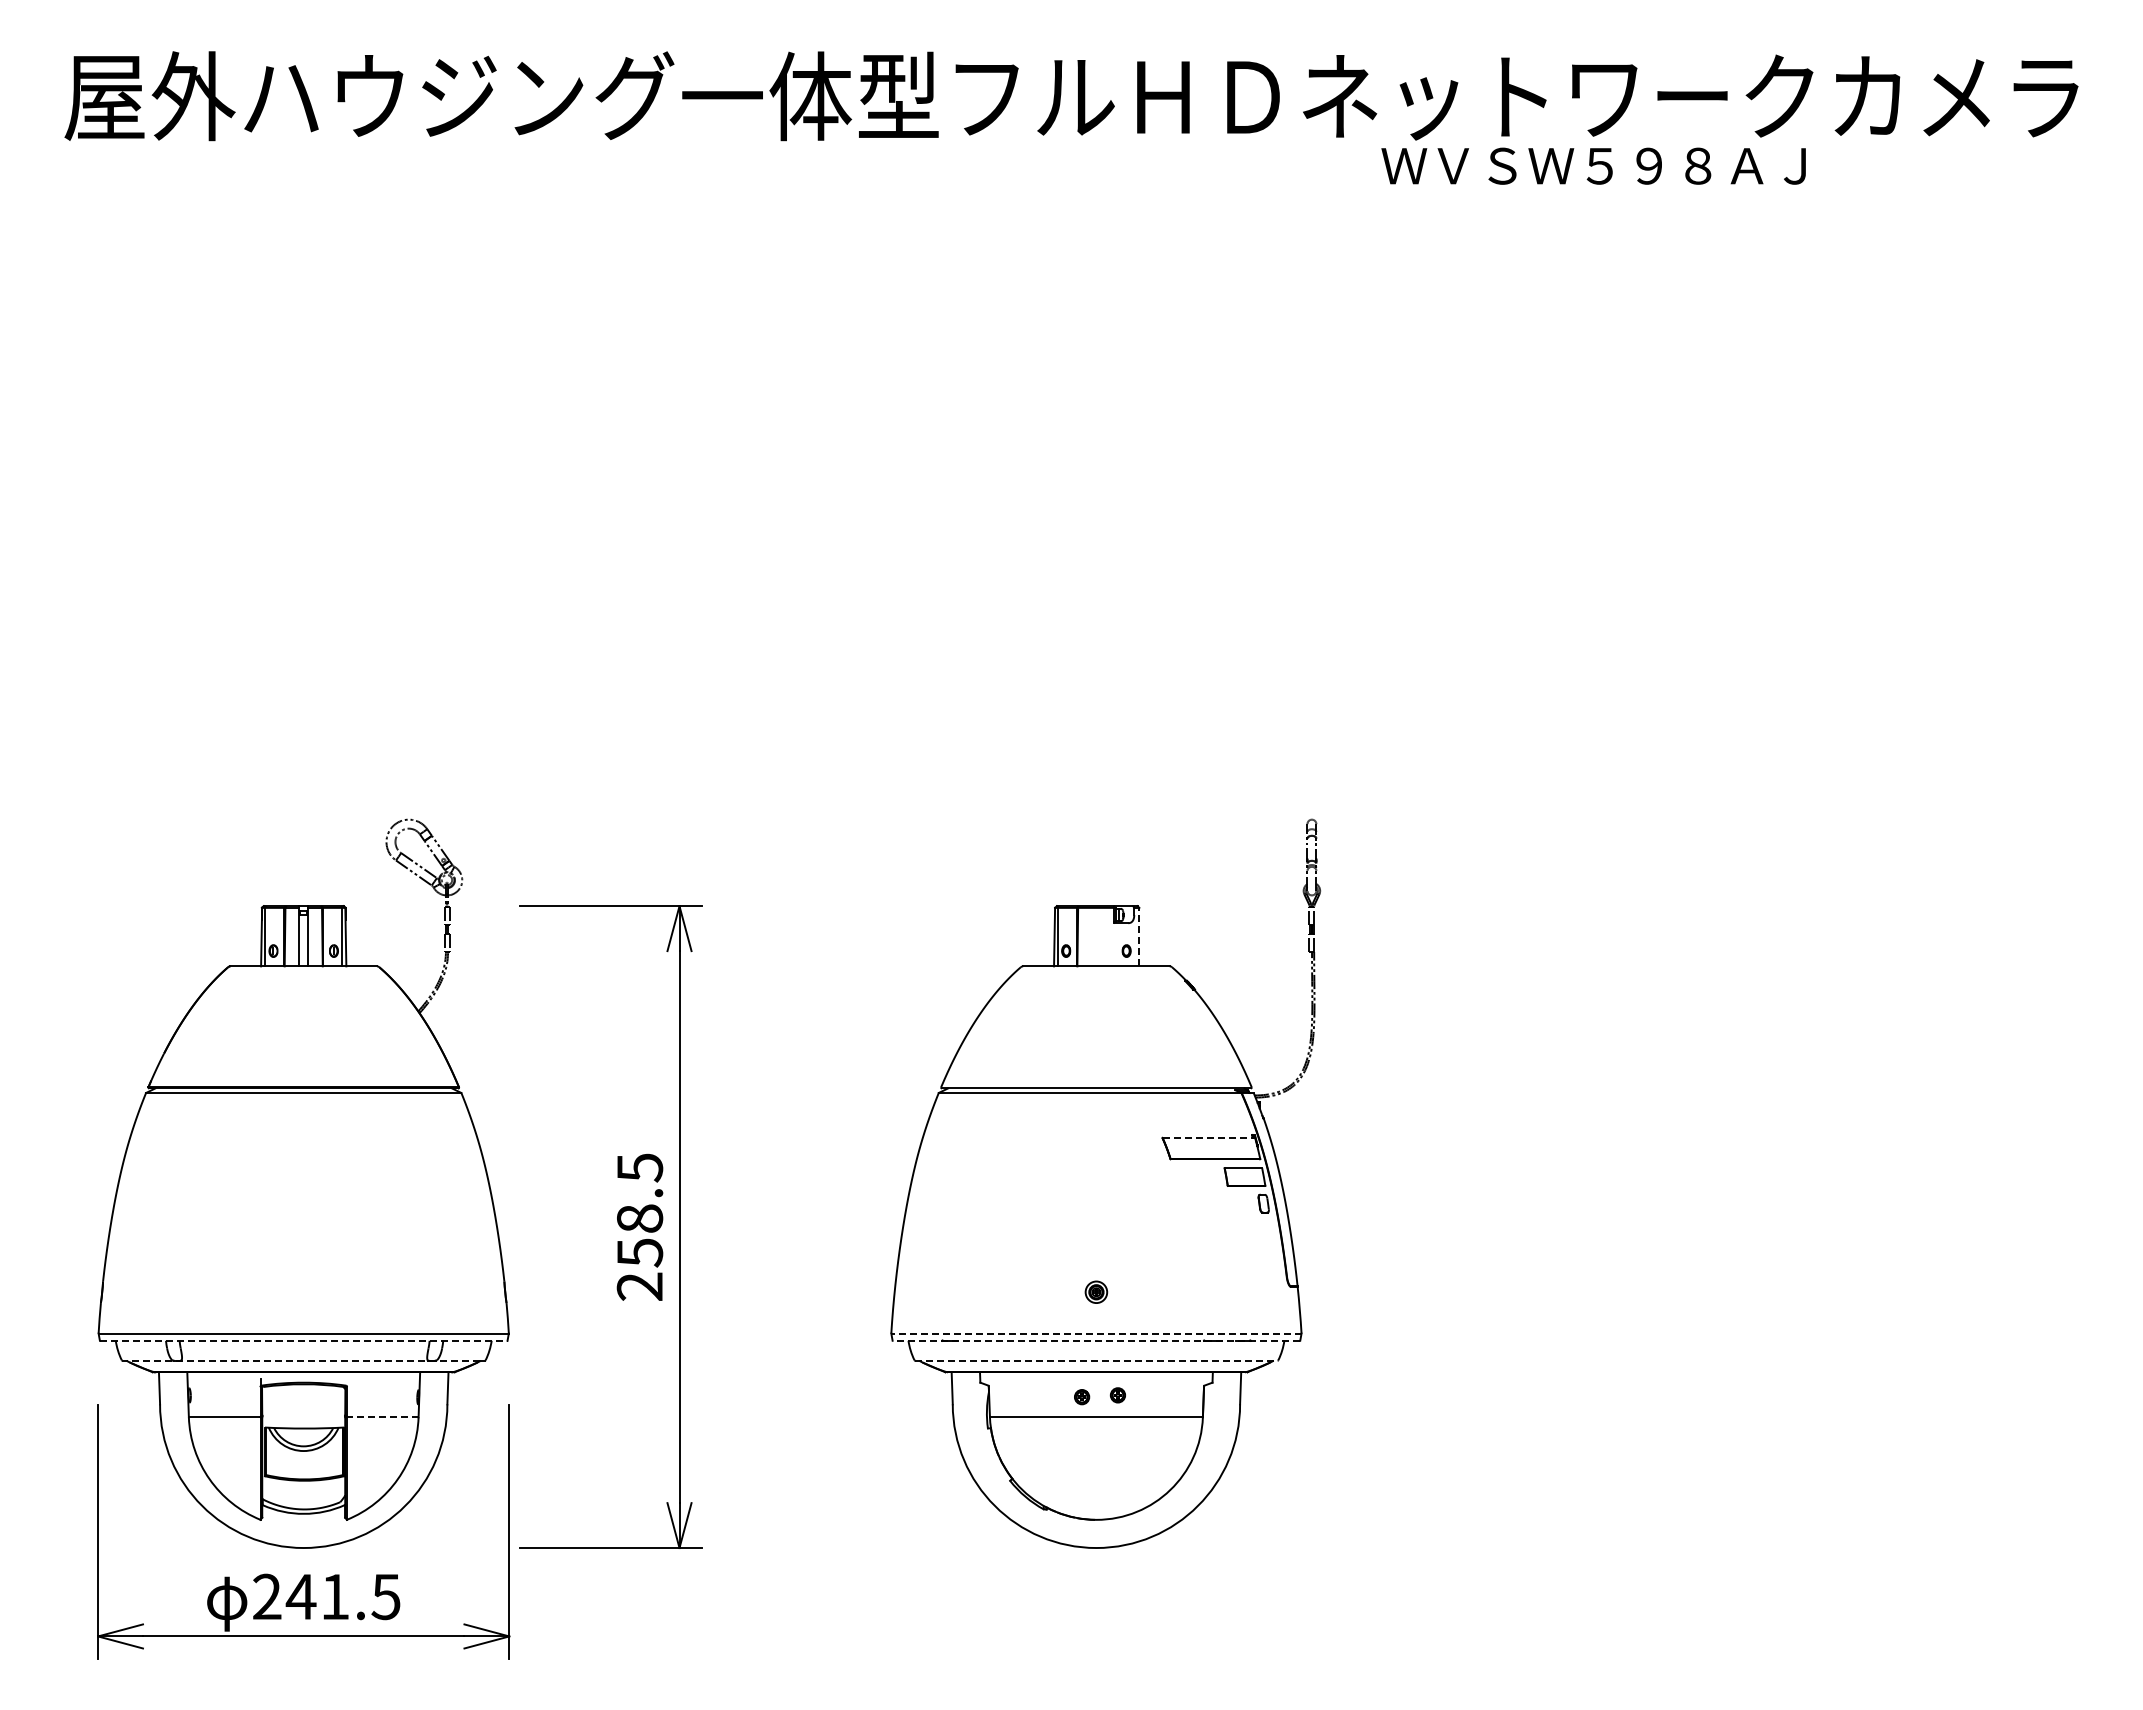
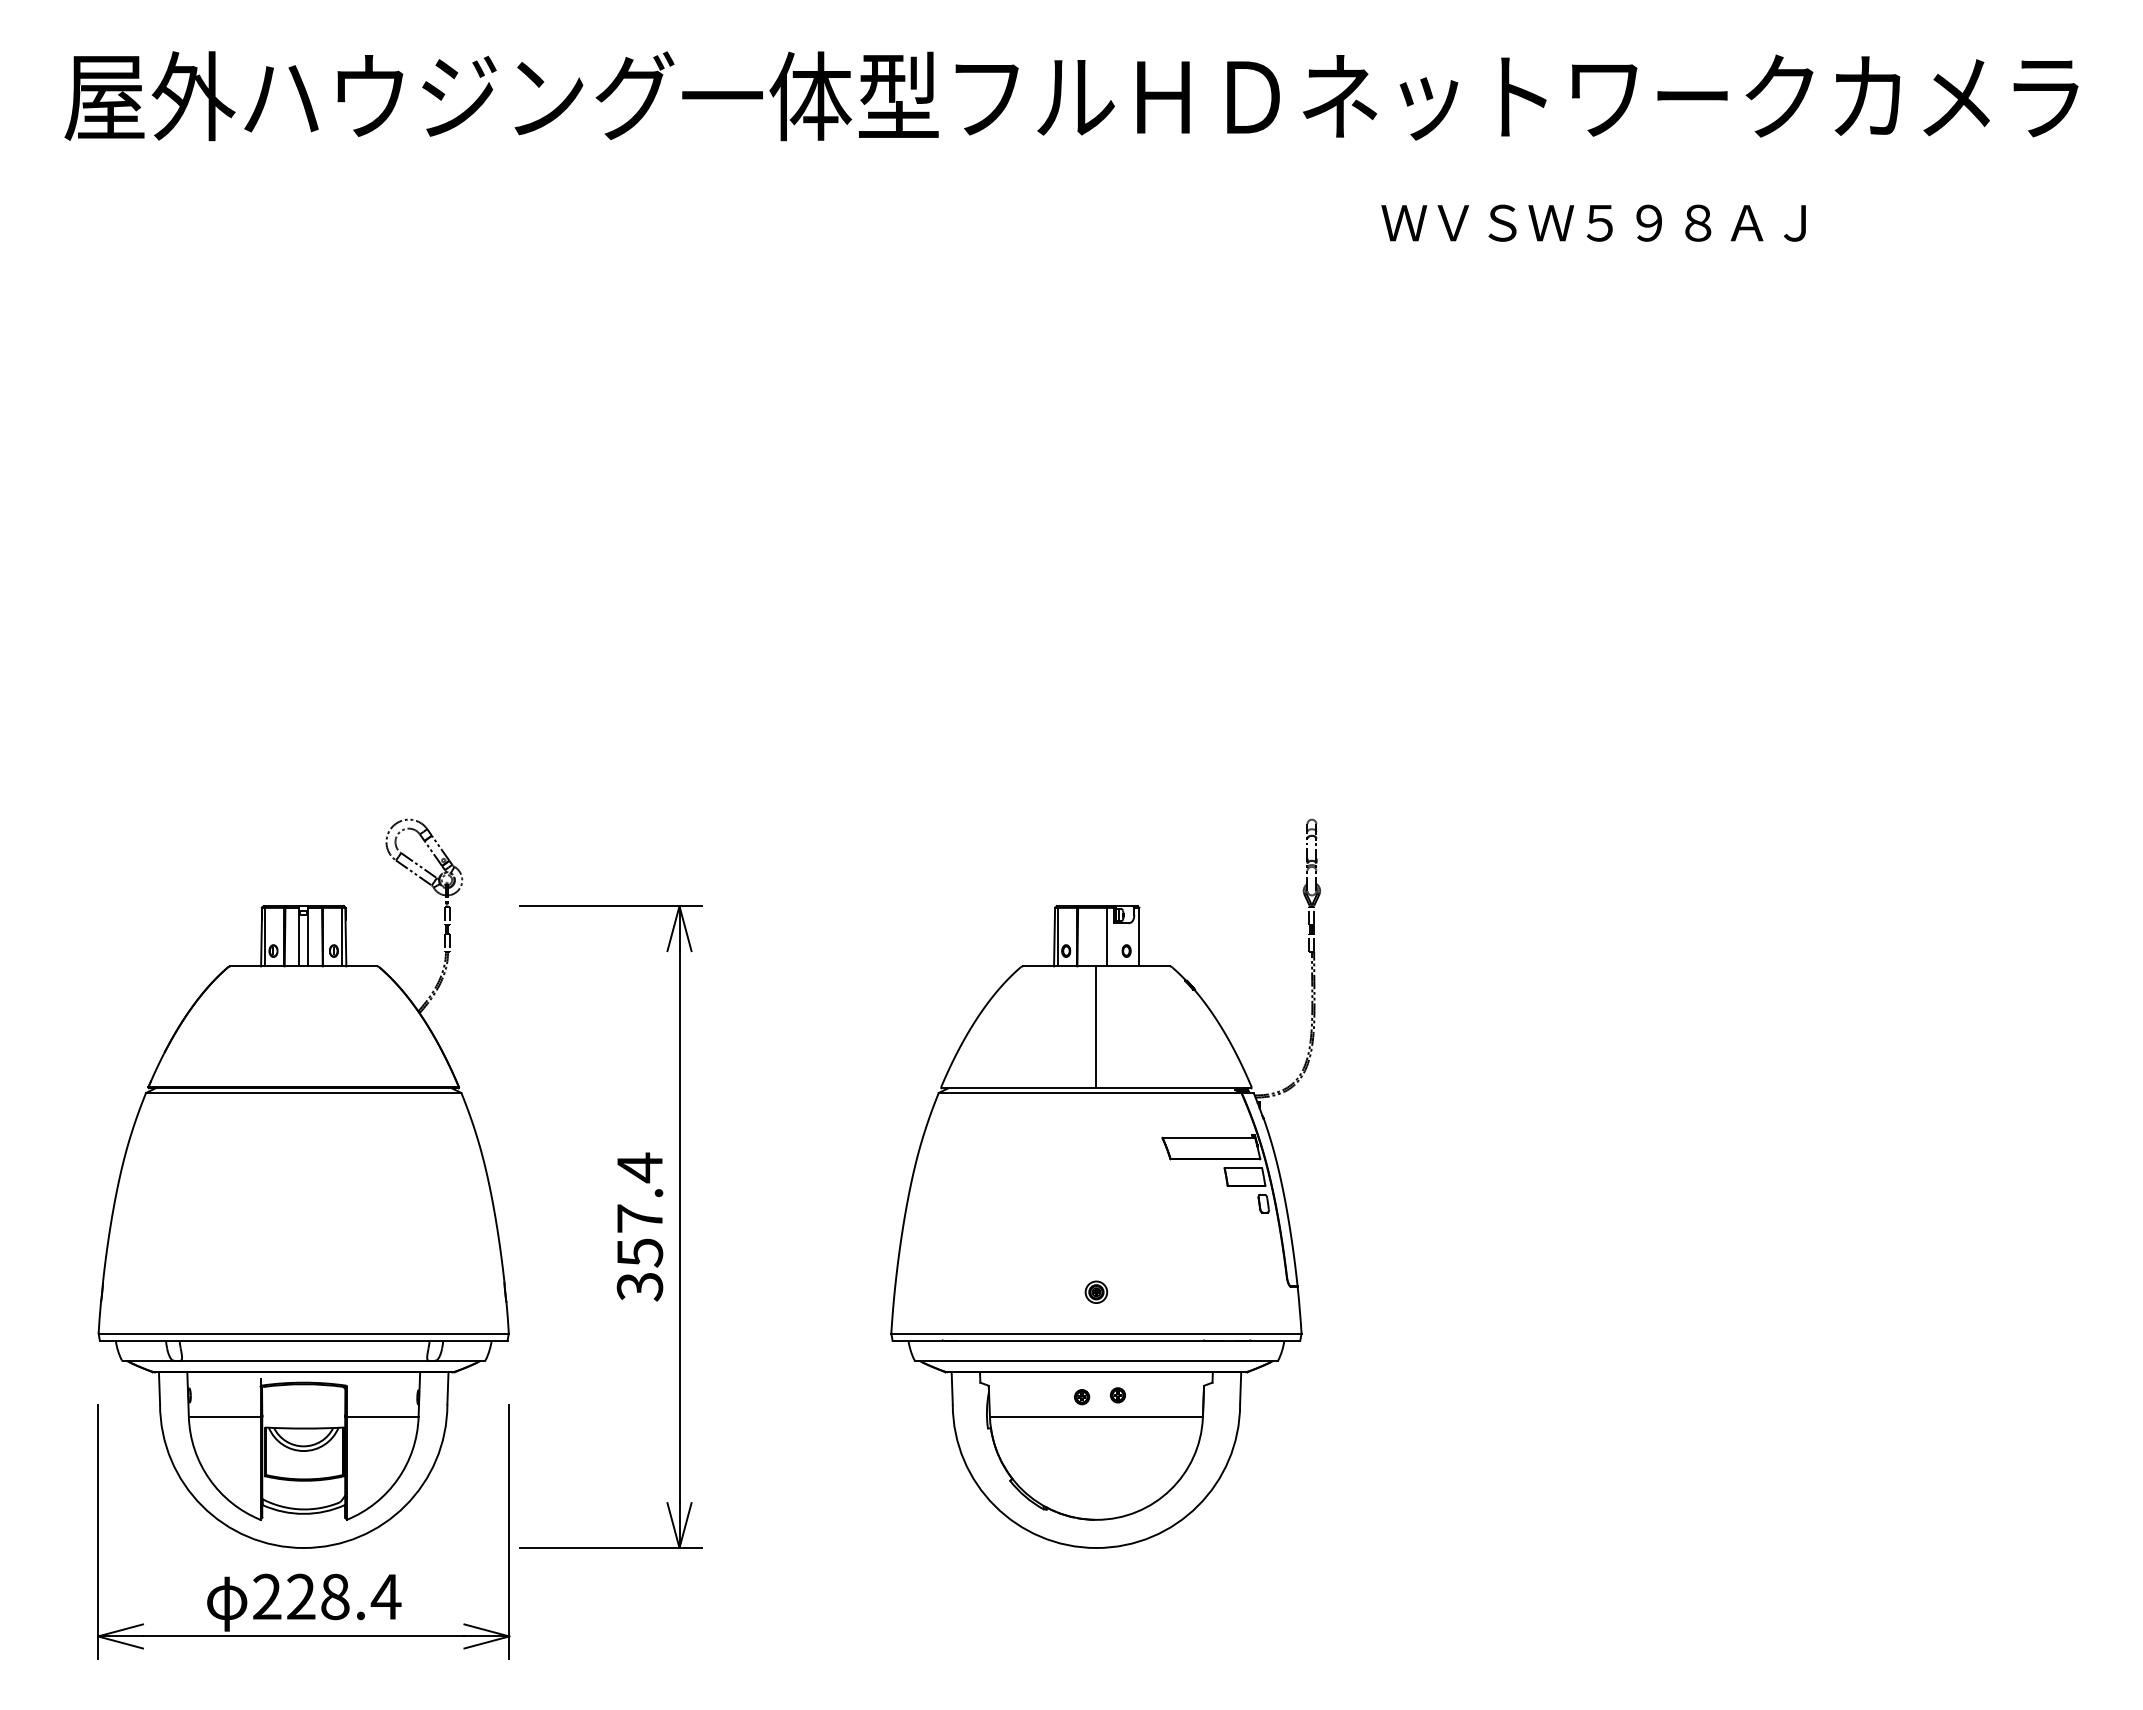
text position: (1593, 165) -> (1593, 222) (1593, 222)
line: none -> present (1107, 936)
line: dashed -> solid (1139, 936)
line: none -> present (1096, 1026)
line: dashed -> solid (1209, 1137)
text: 258.5 -> 357.4 (640, 1226)
line: dashed -> solid (1095, 1333)
line: dashed -> solid (303, 1340)
line: dashed -> solid (1096, 1340)
line: dashed -> solid (1096, 1360)
line: dashed -> solid (303, 1361)
line: dashed -> solid (382, 1417)
text: 241.5 -> 228.4 (343, 1596)
